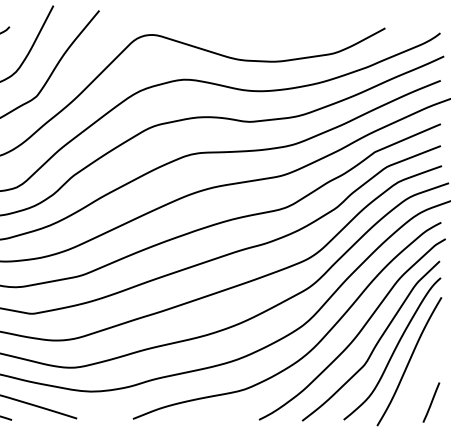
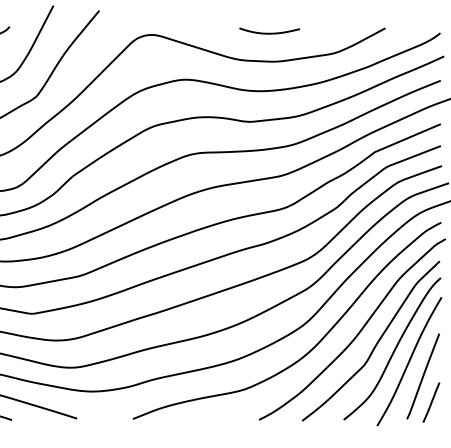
curve: none -> present (269, 32)
line: none -> present (422, 376)
